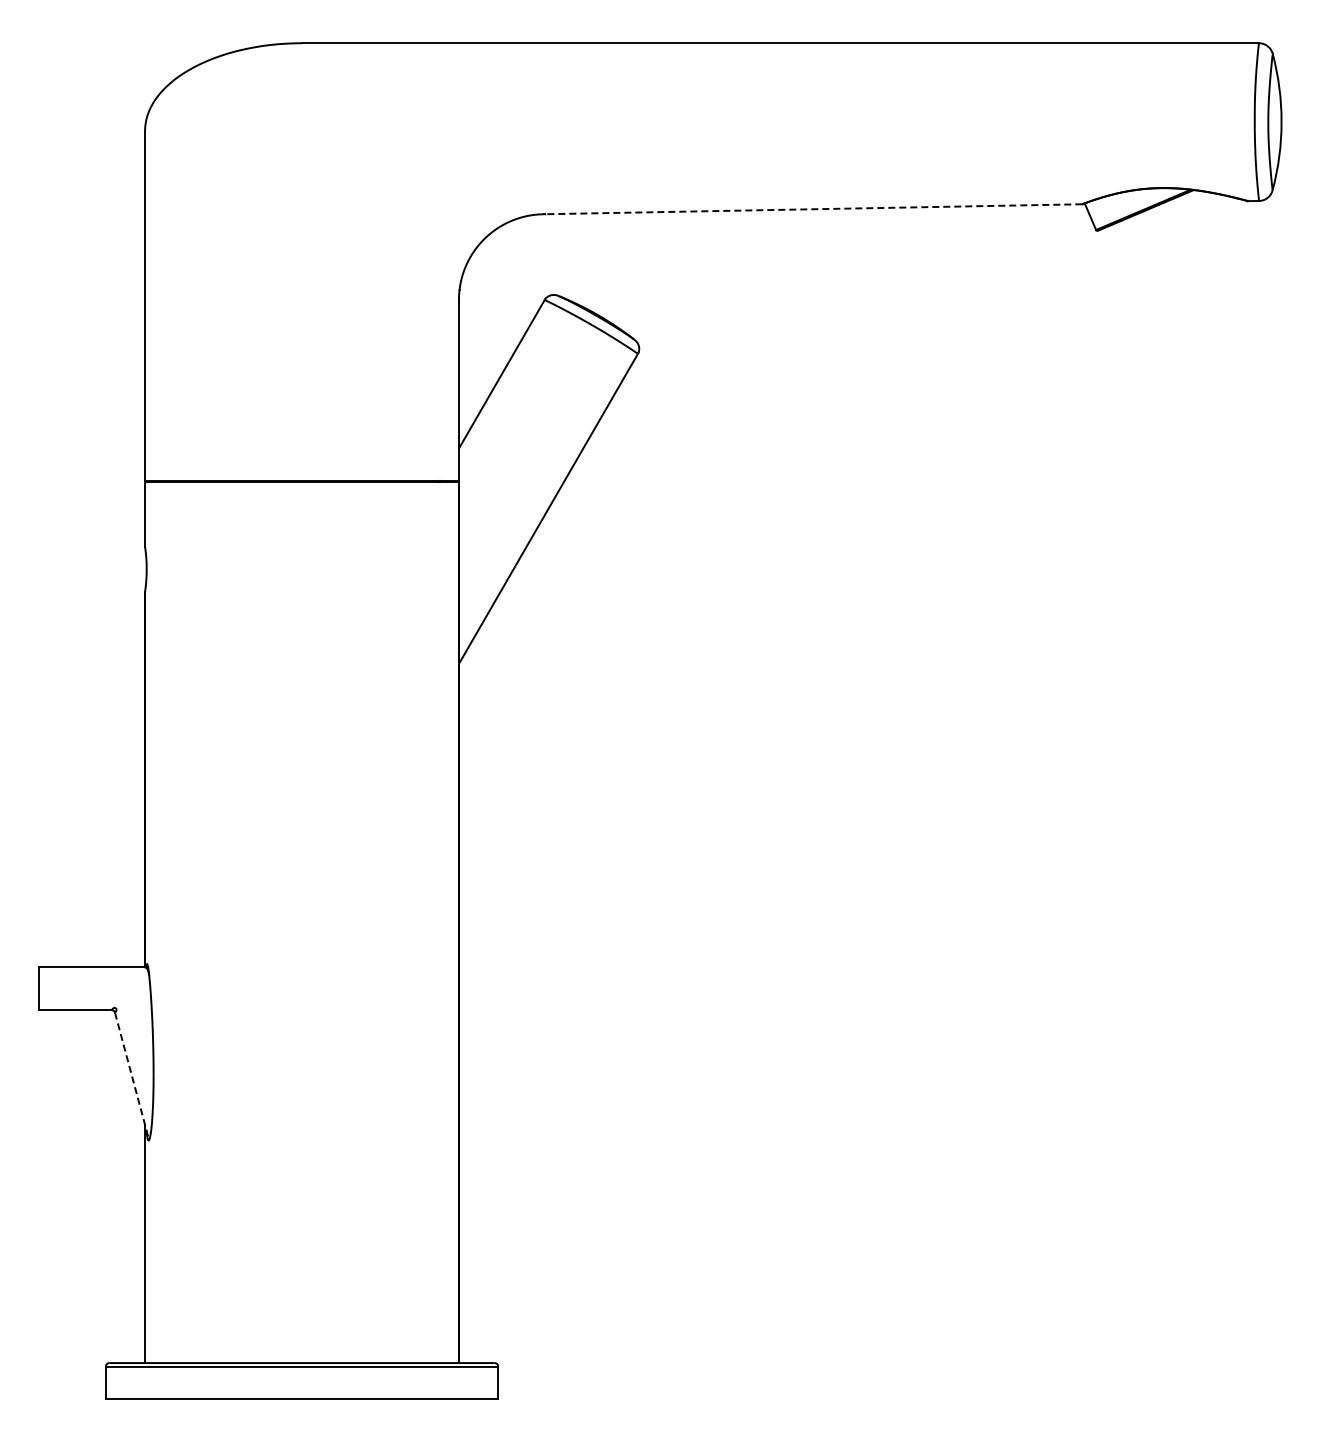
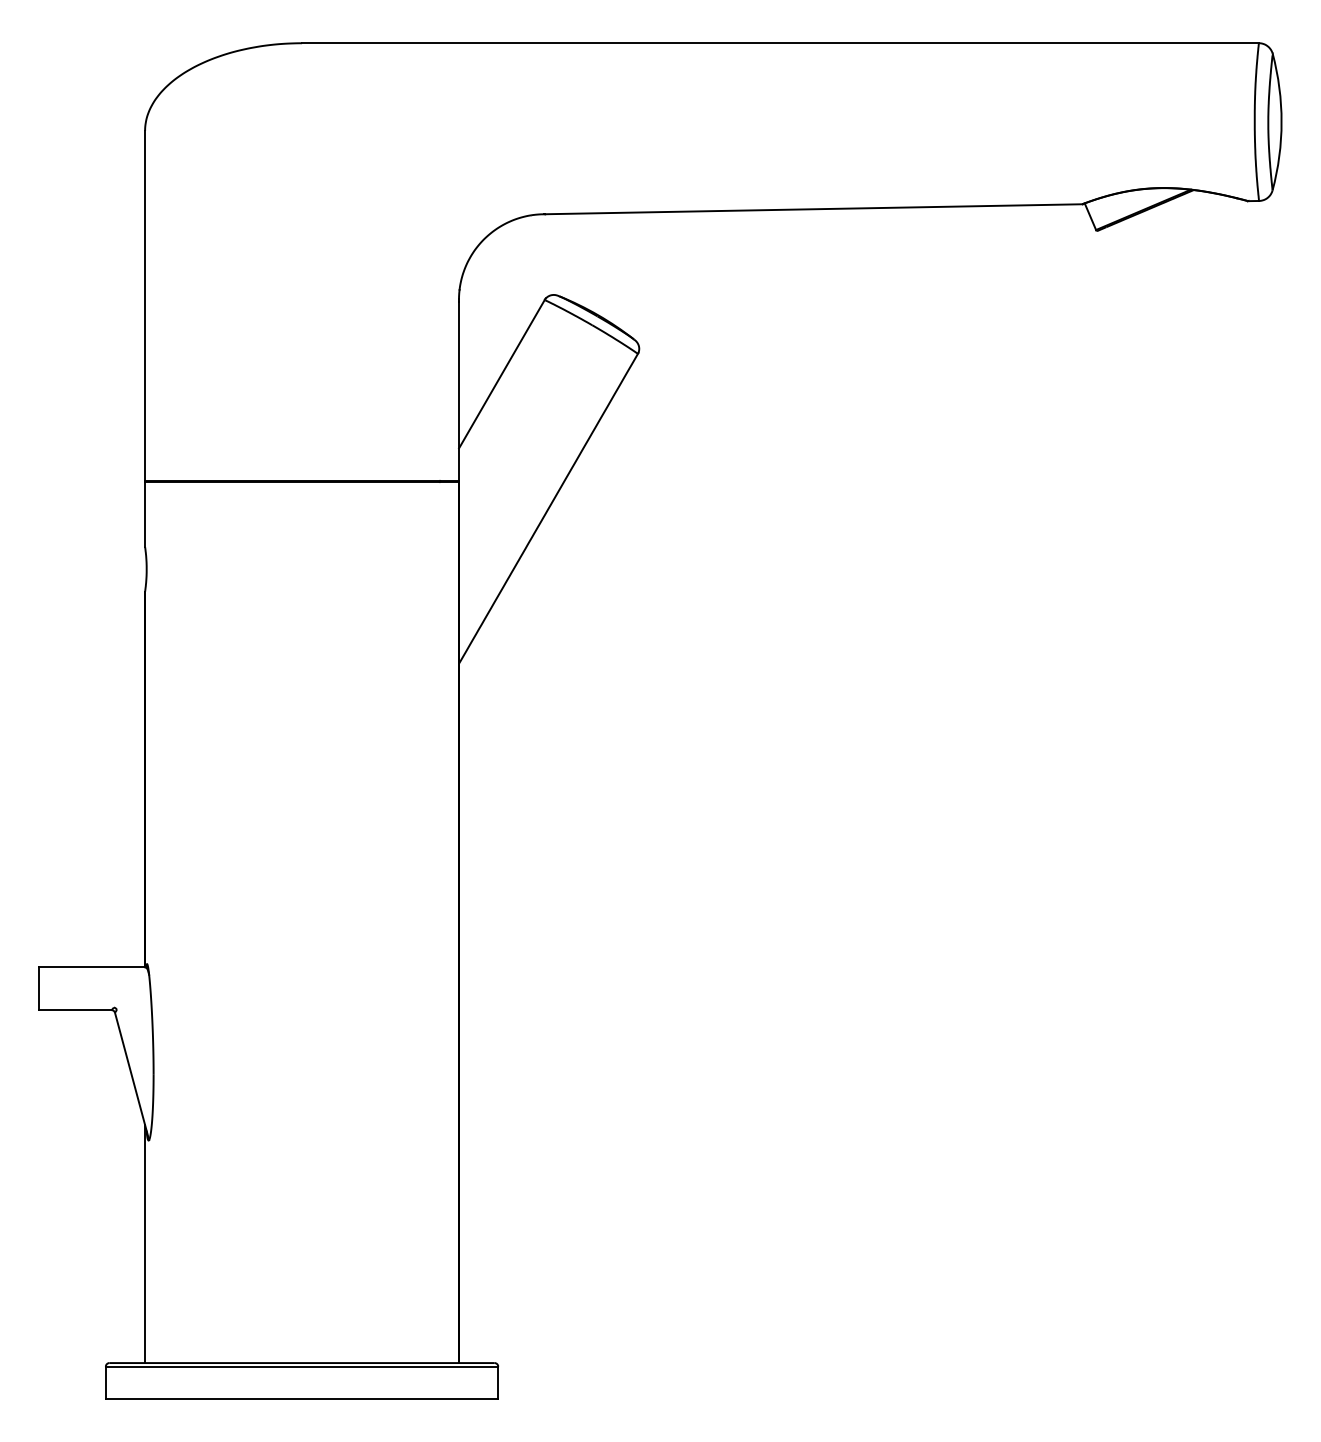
line: dashed -> solid (813, 209)
line: dashed -> solid (132, 1076)
